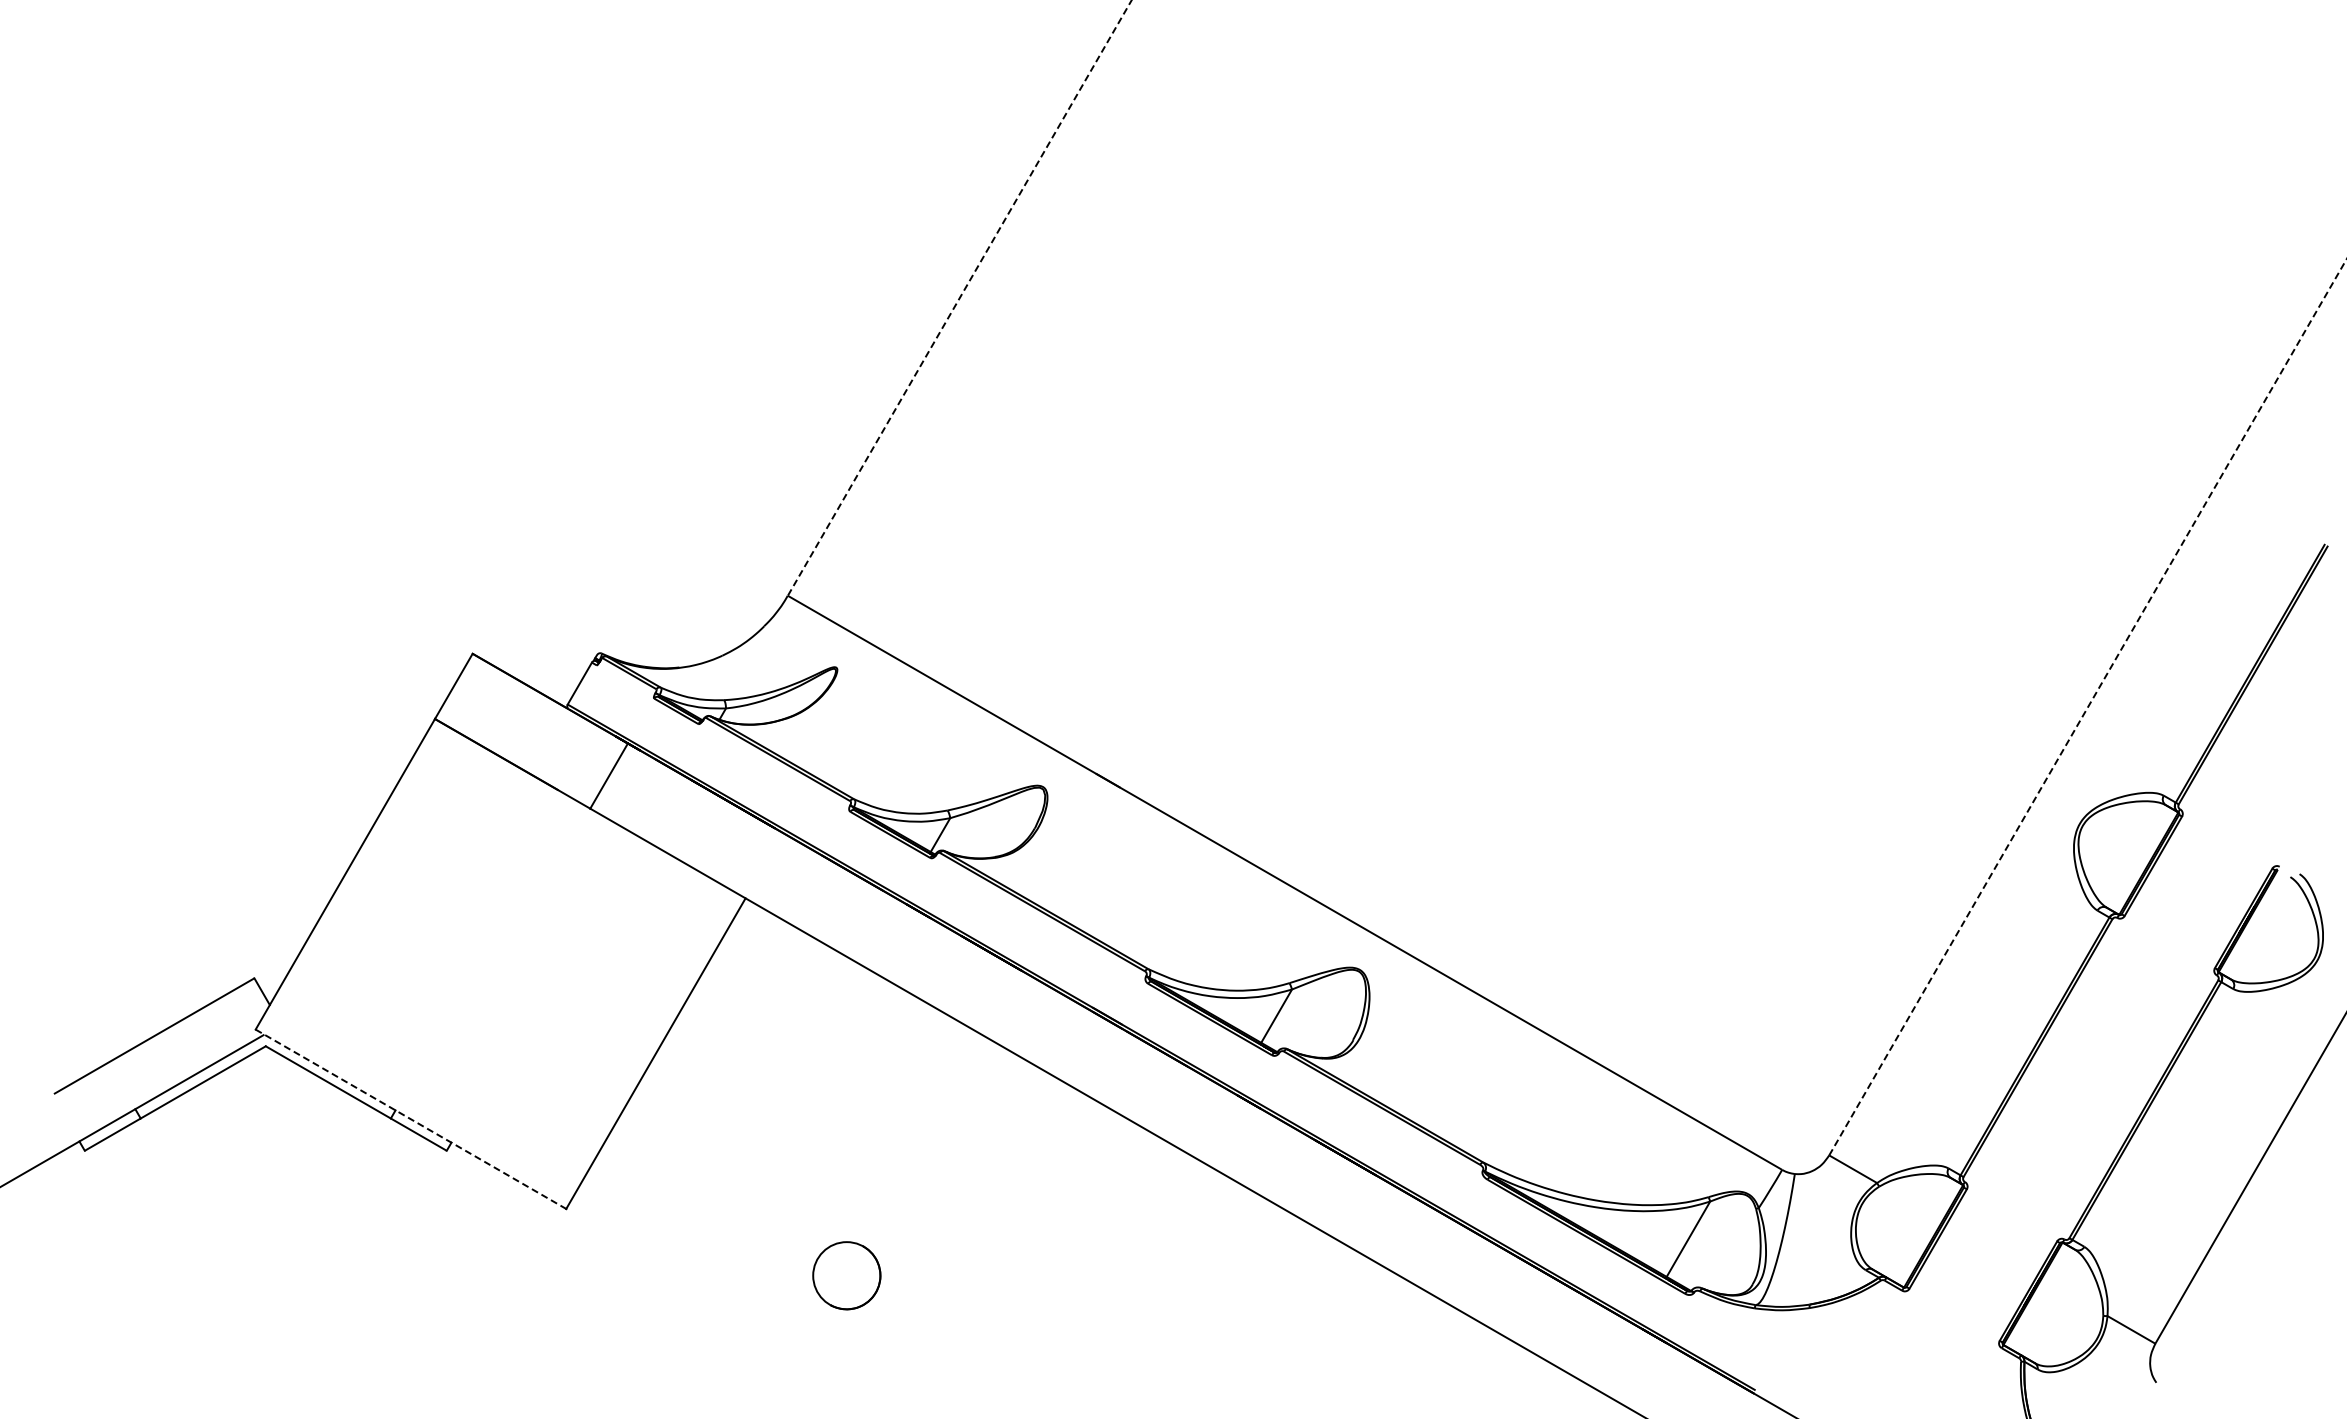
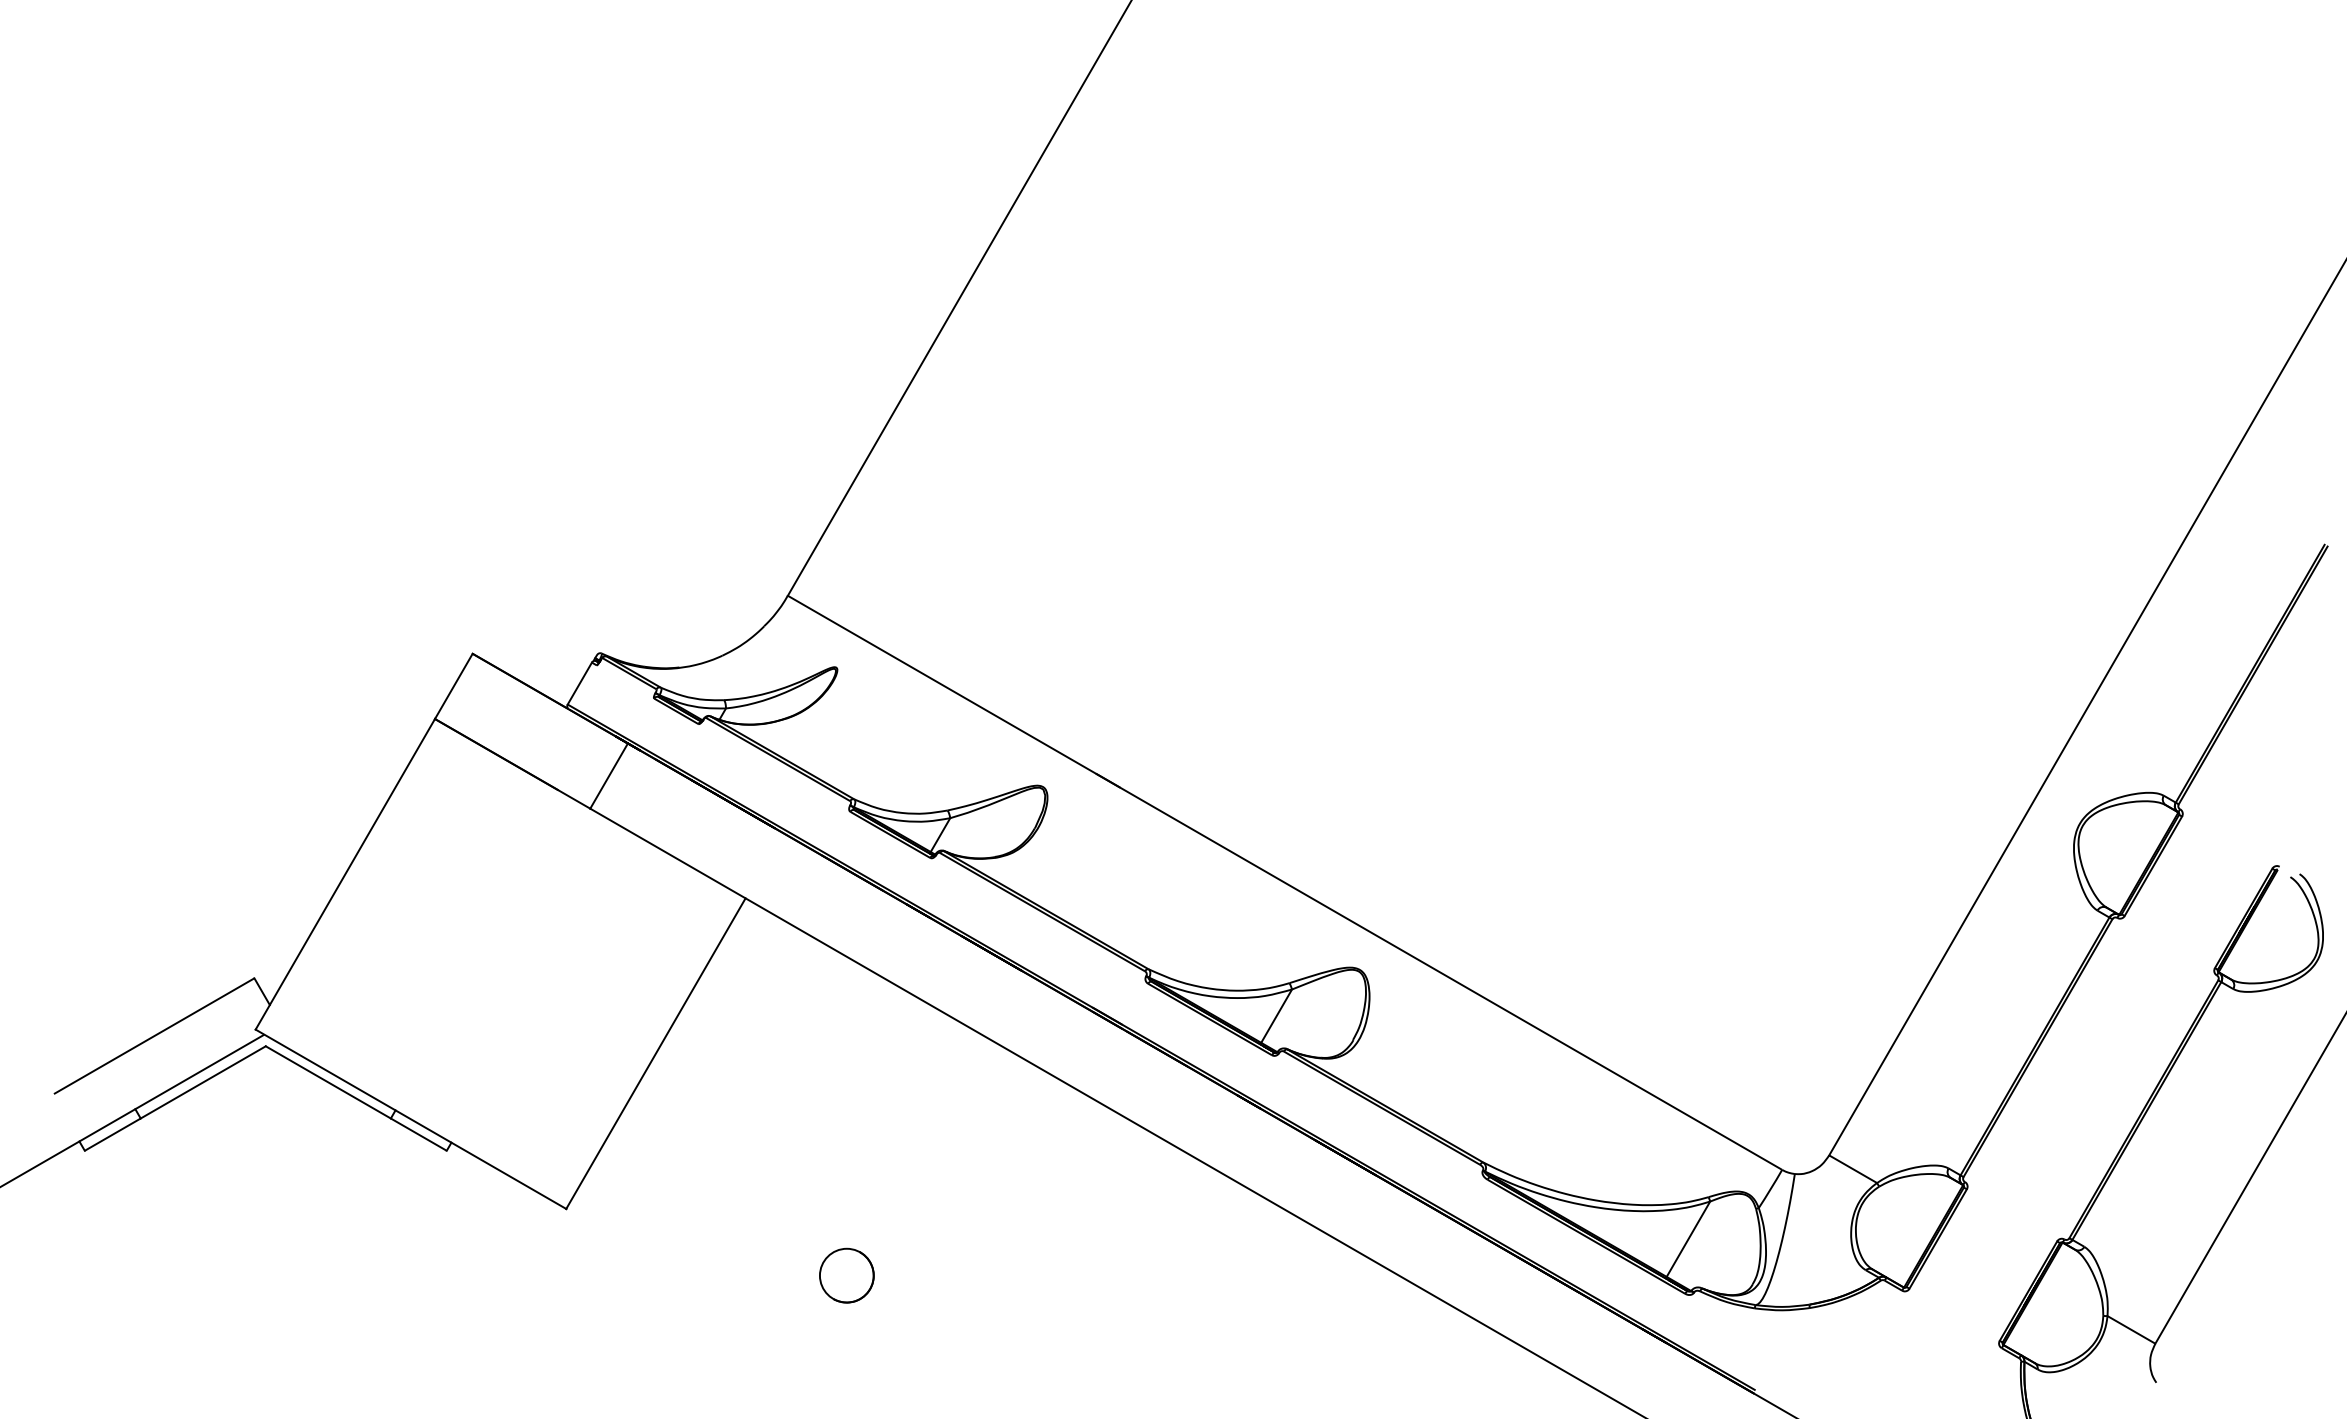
line: dashed -> solid (959, 298)
line: dashed -> solid (2088, 707)
line: dashed -> solid (411, 1119)
part size: 70x70 px -> 56x57 px (846, 1275)
